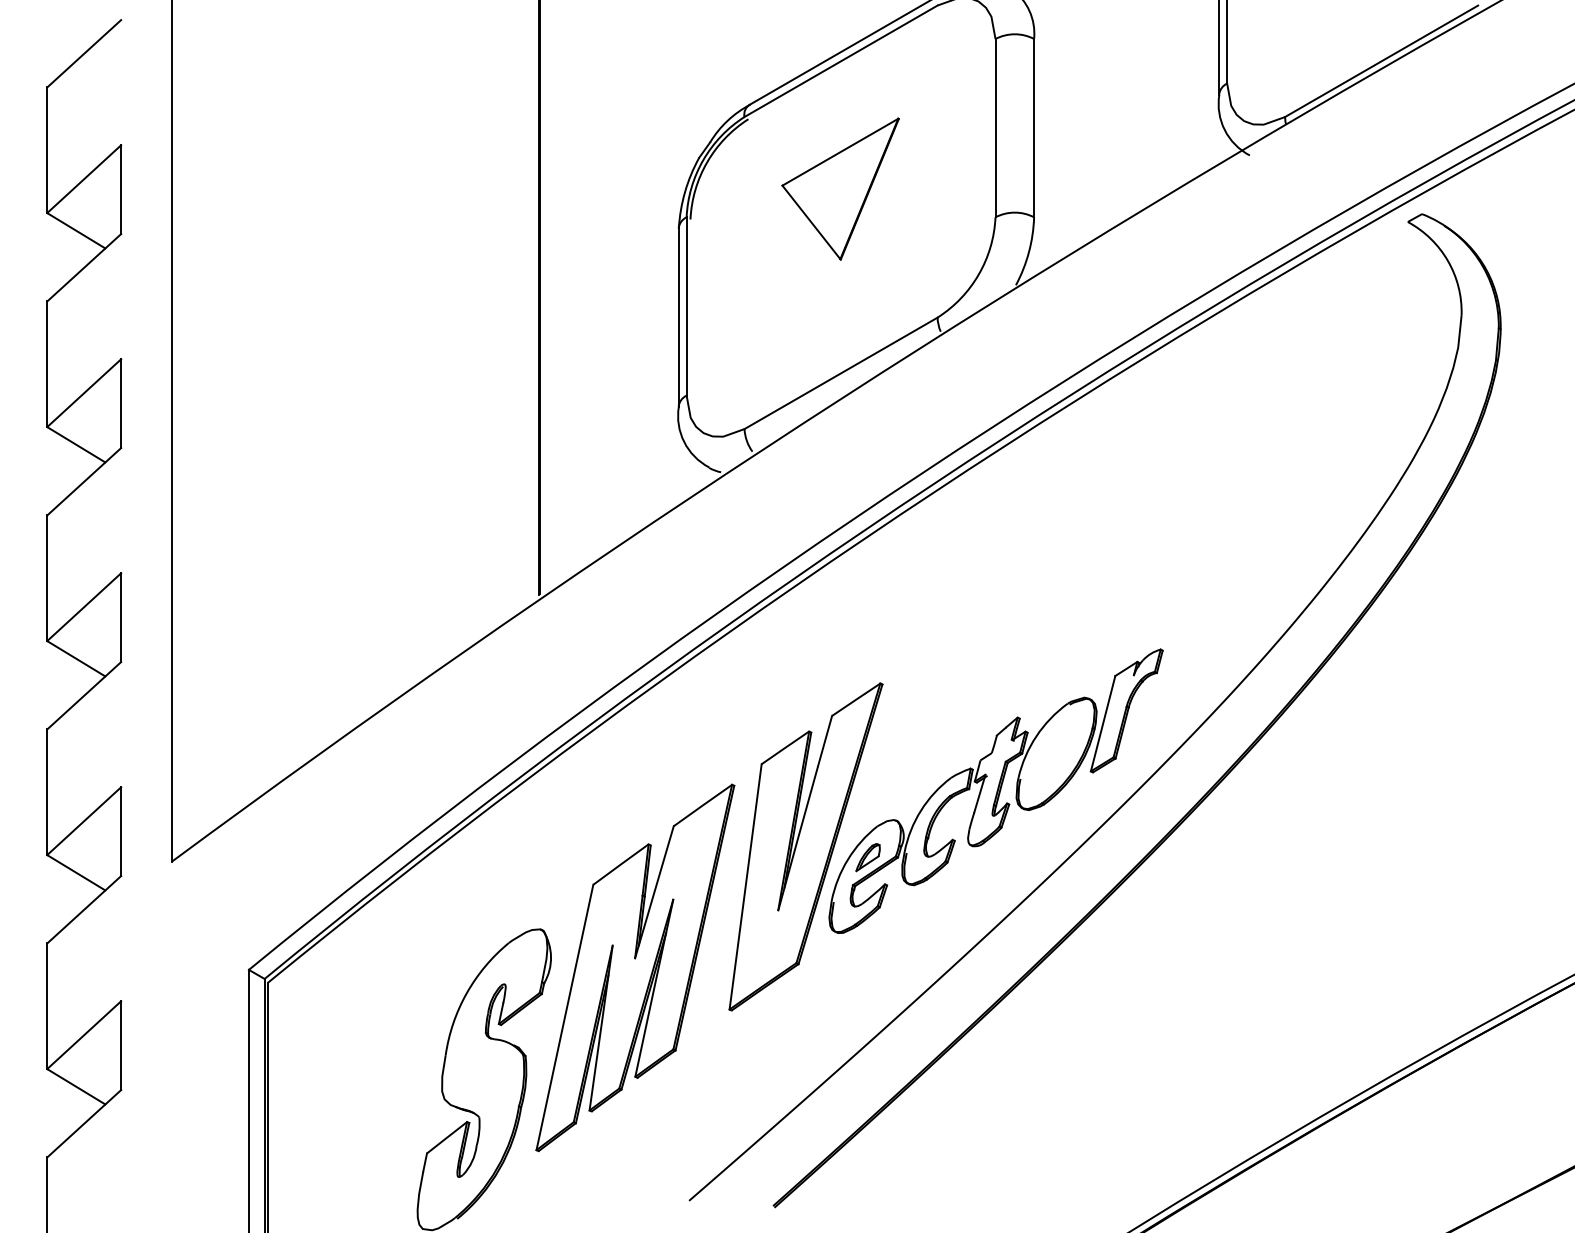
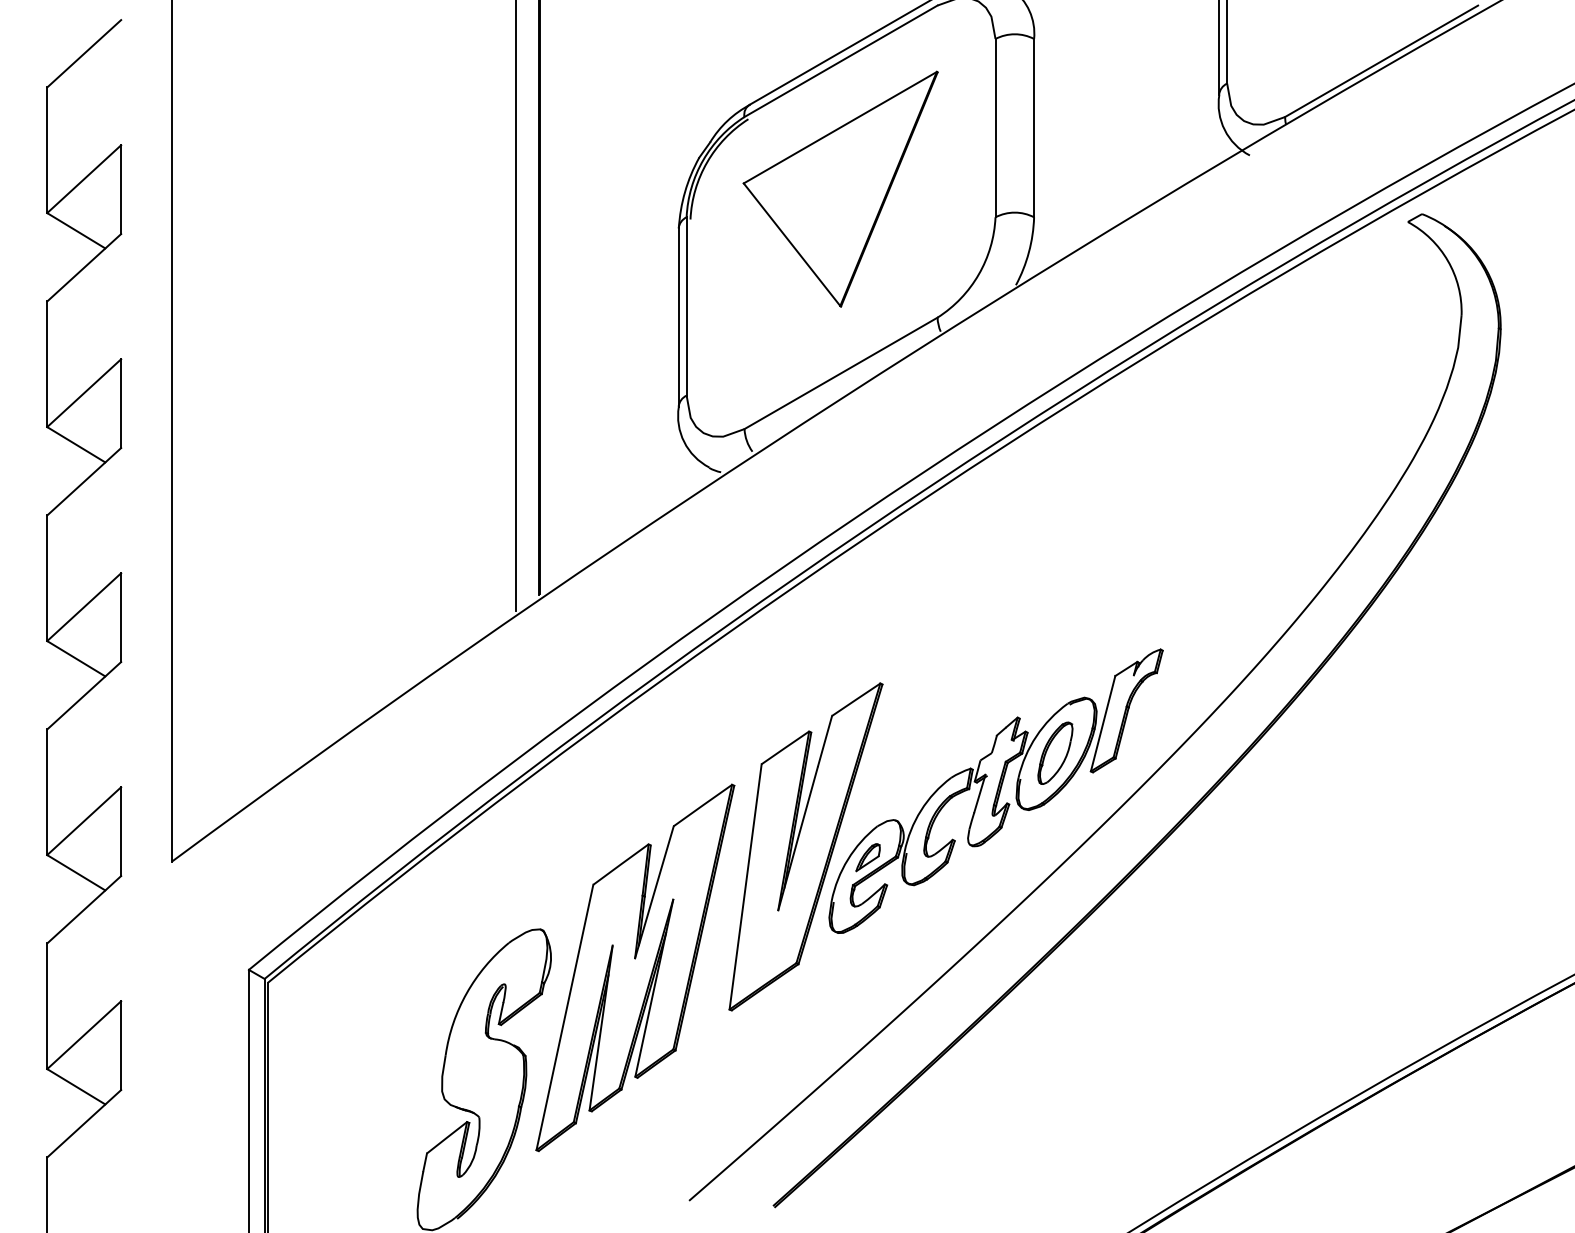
part size: 119x144 px -> 197x238 px (840, 188)
line: none -> present (515, 306)
part: none -> present (1055, 752)
